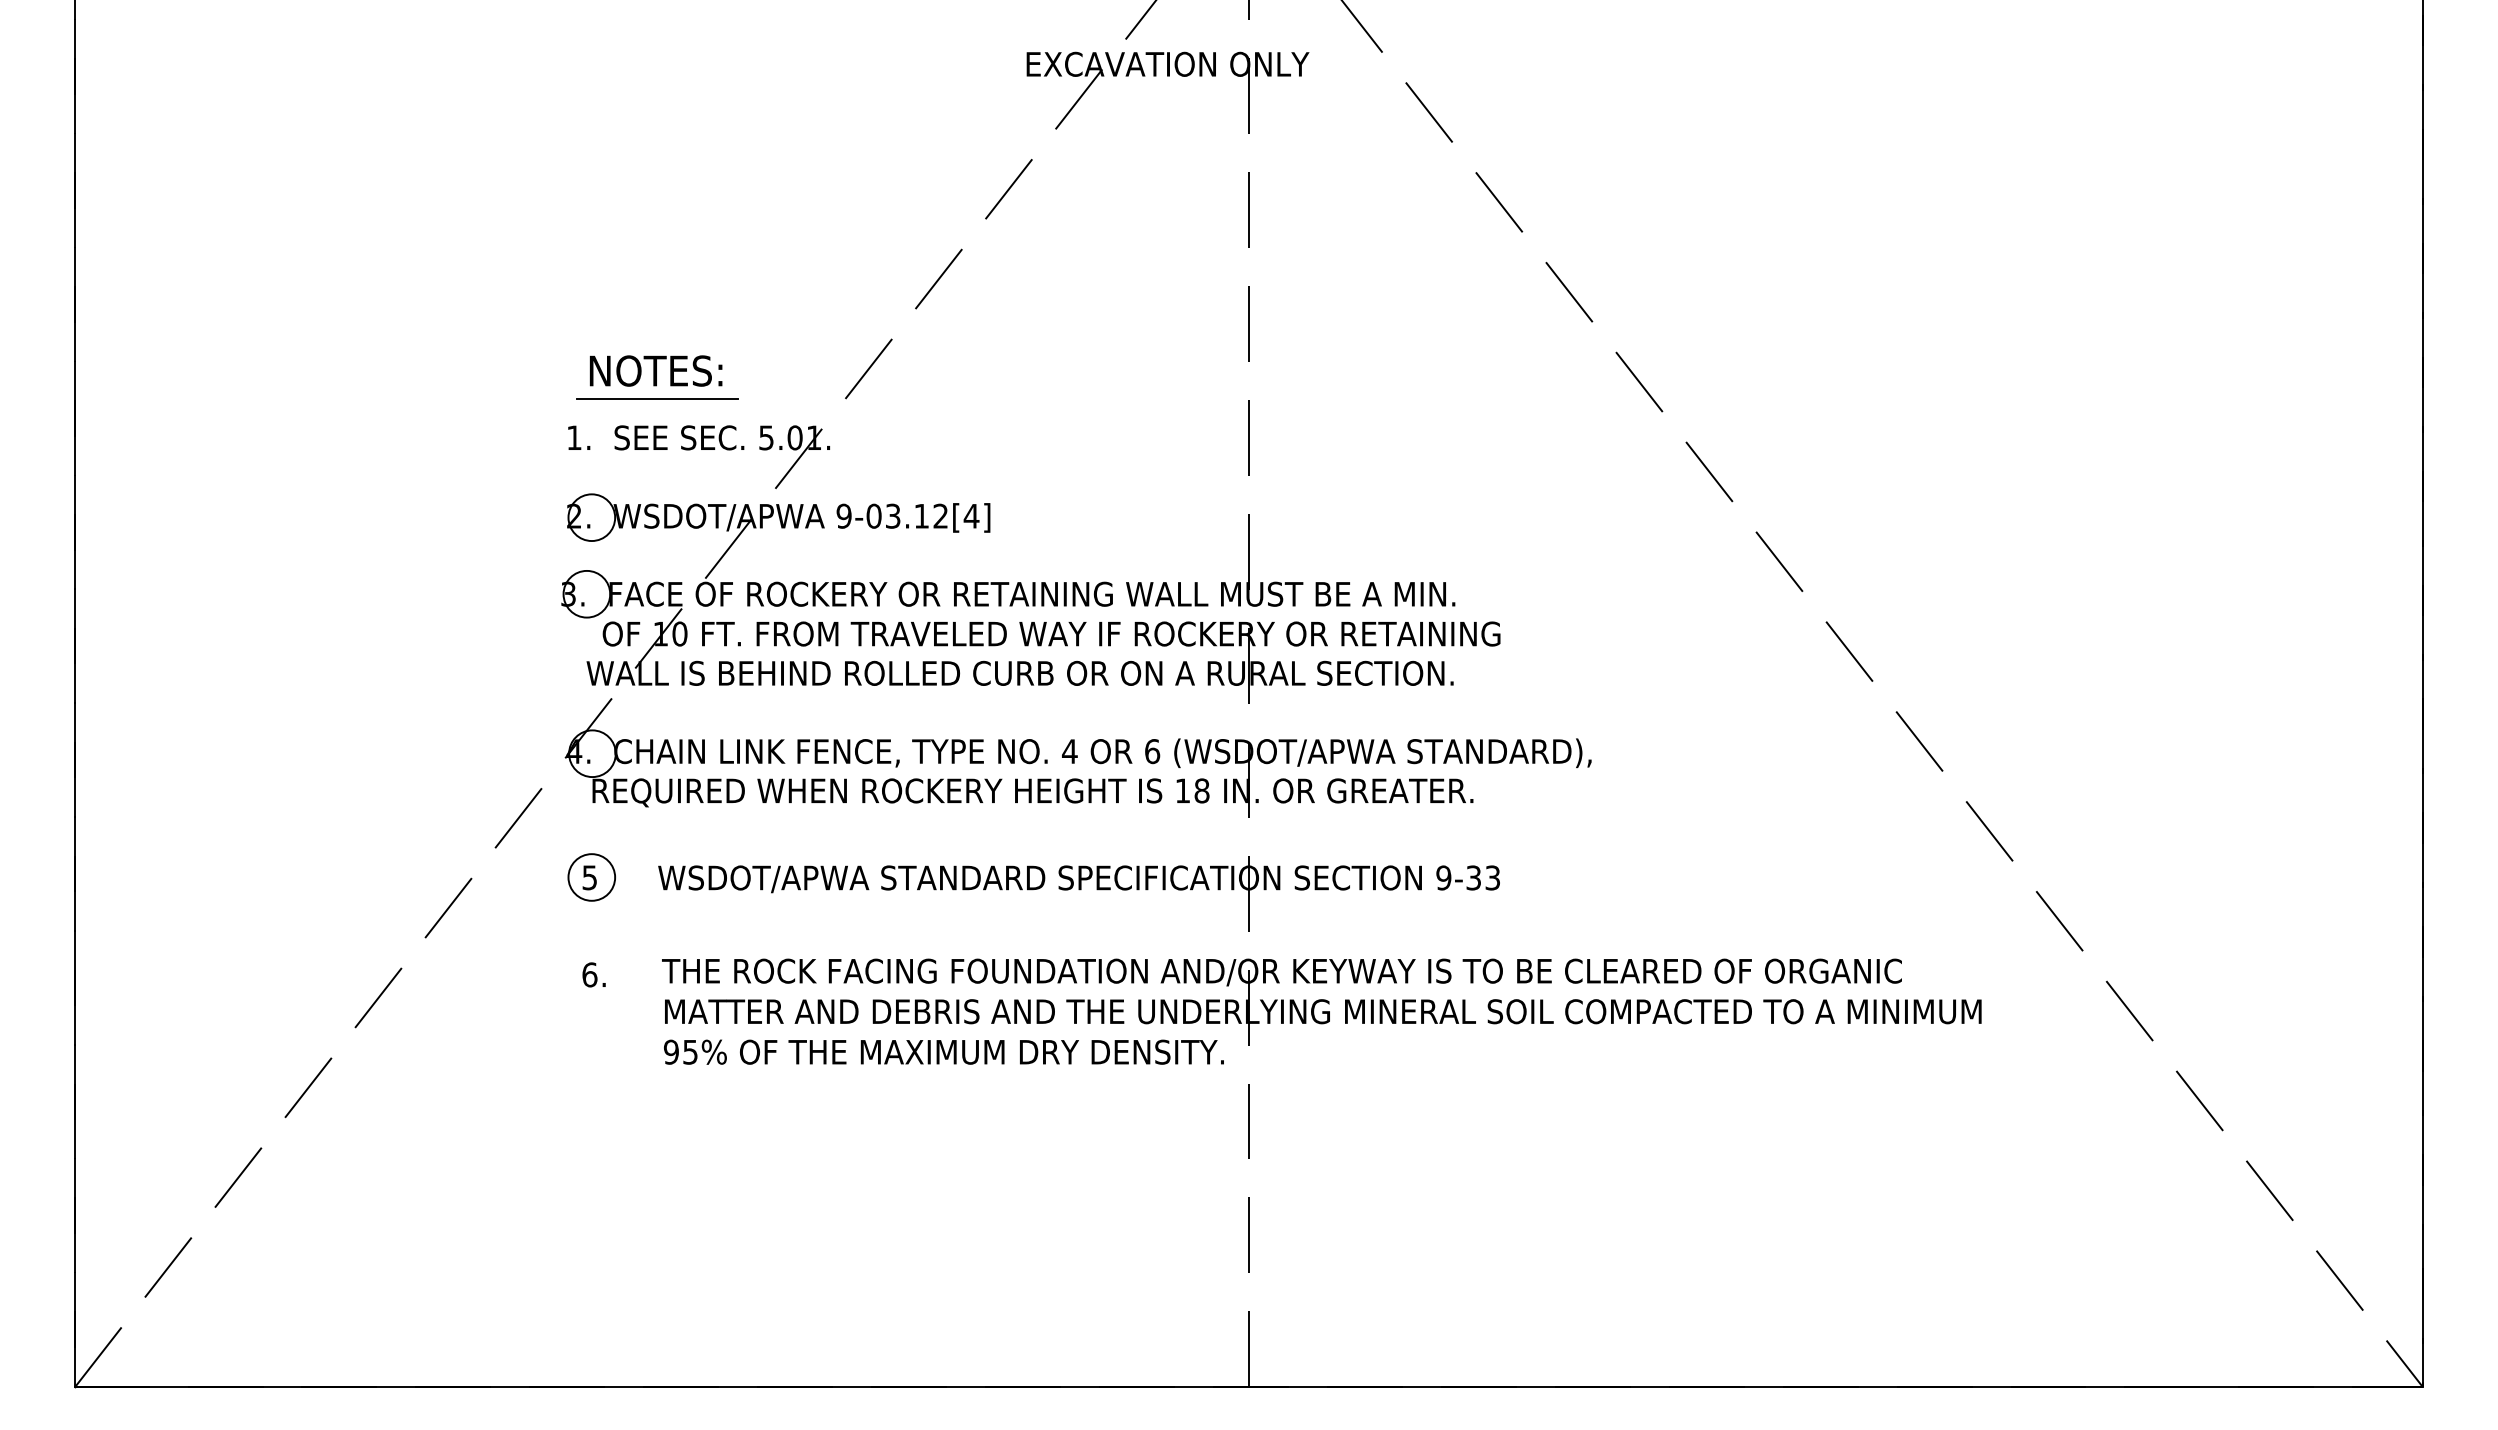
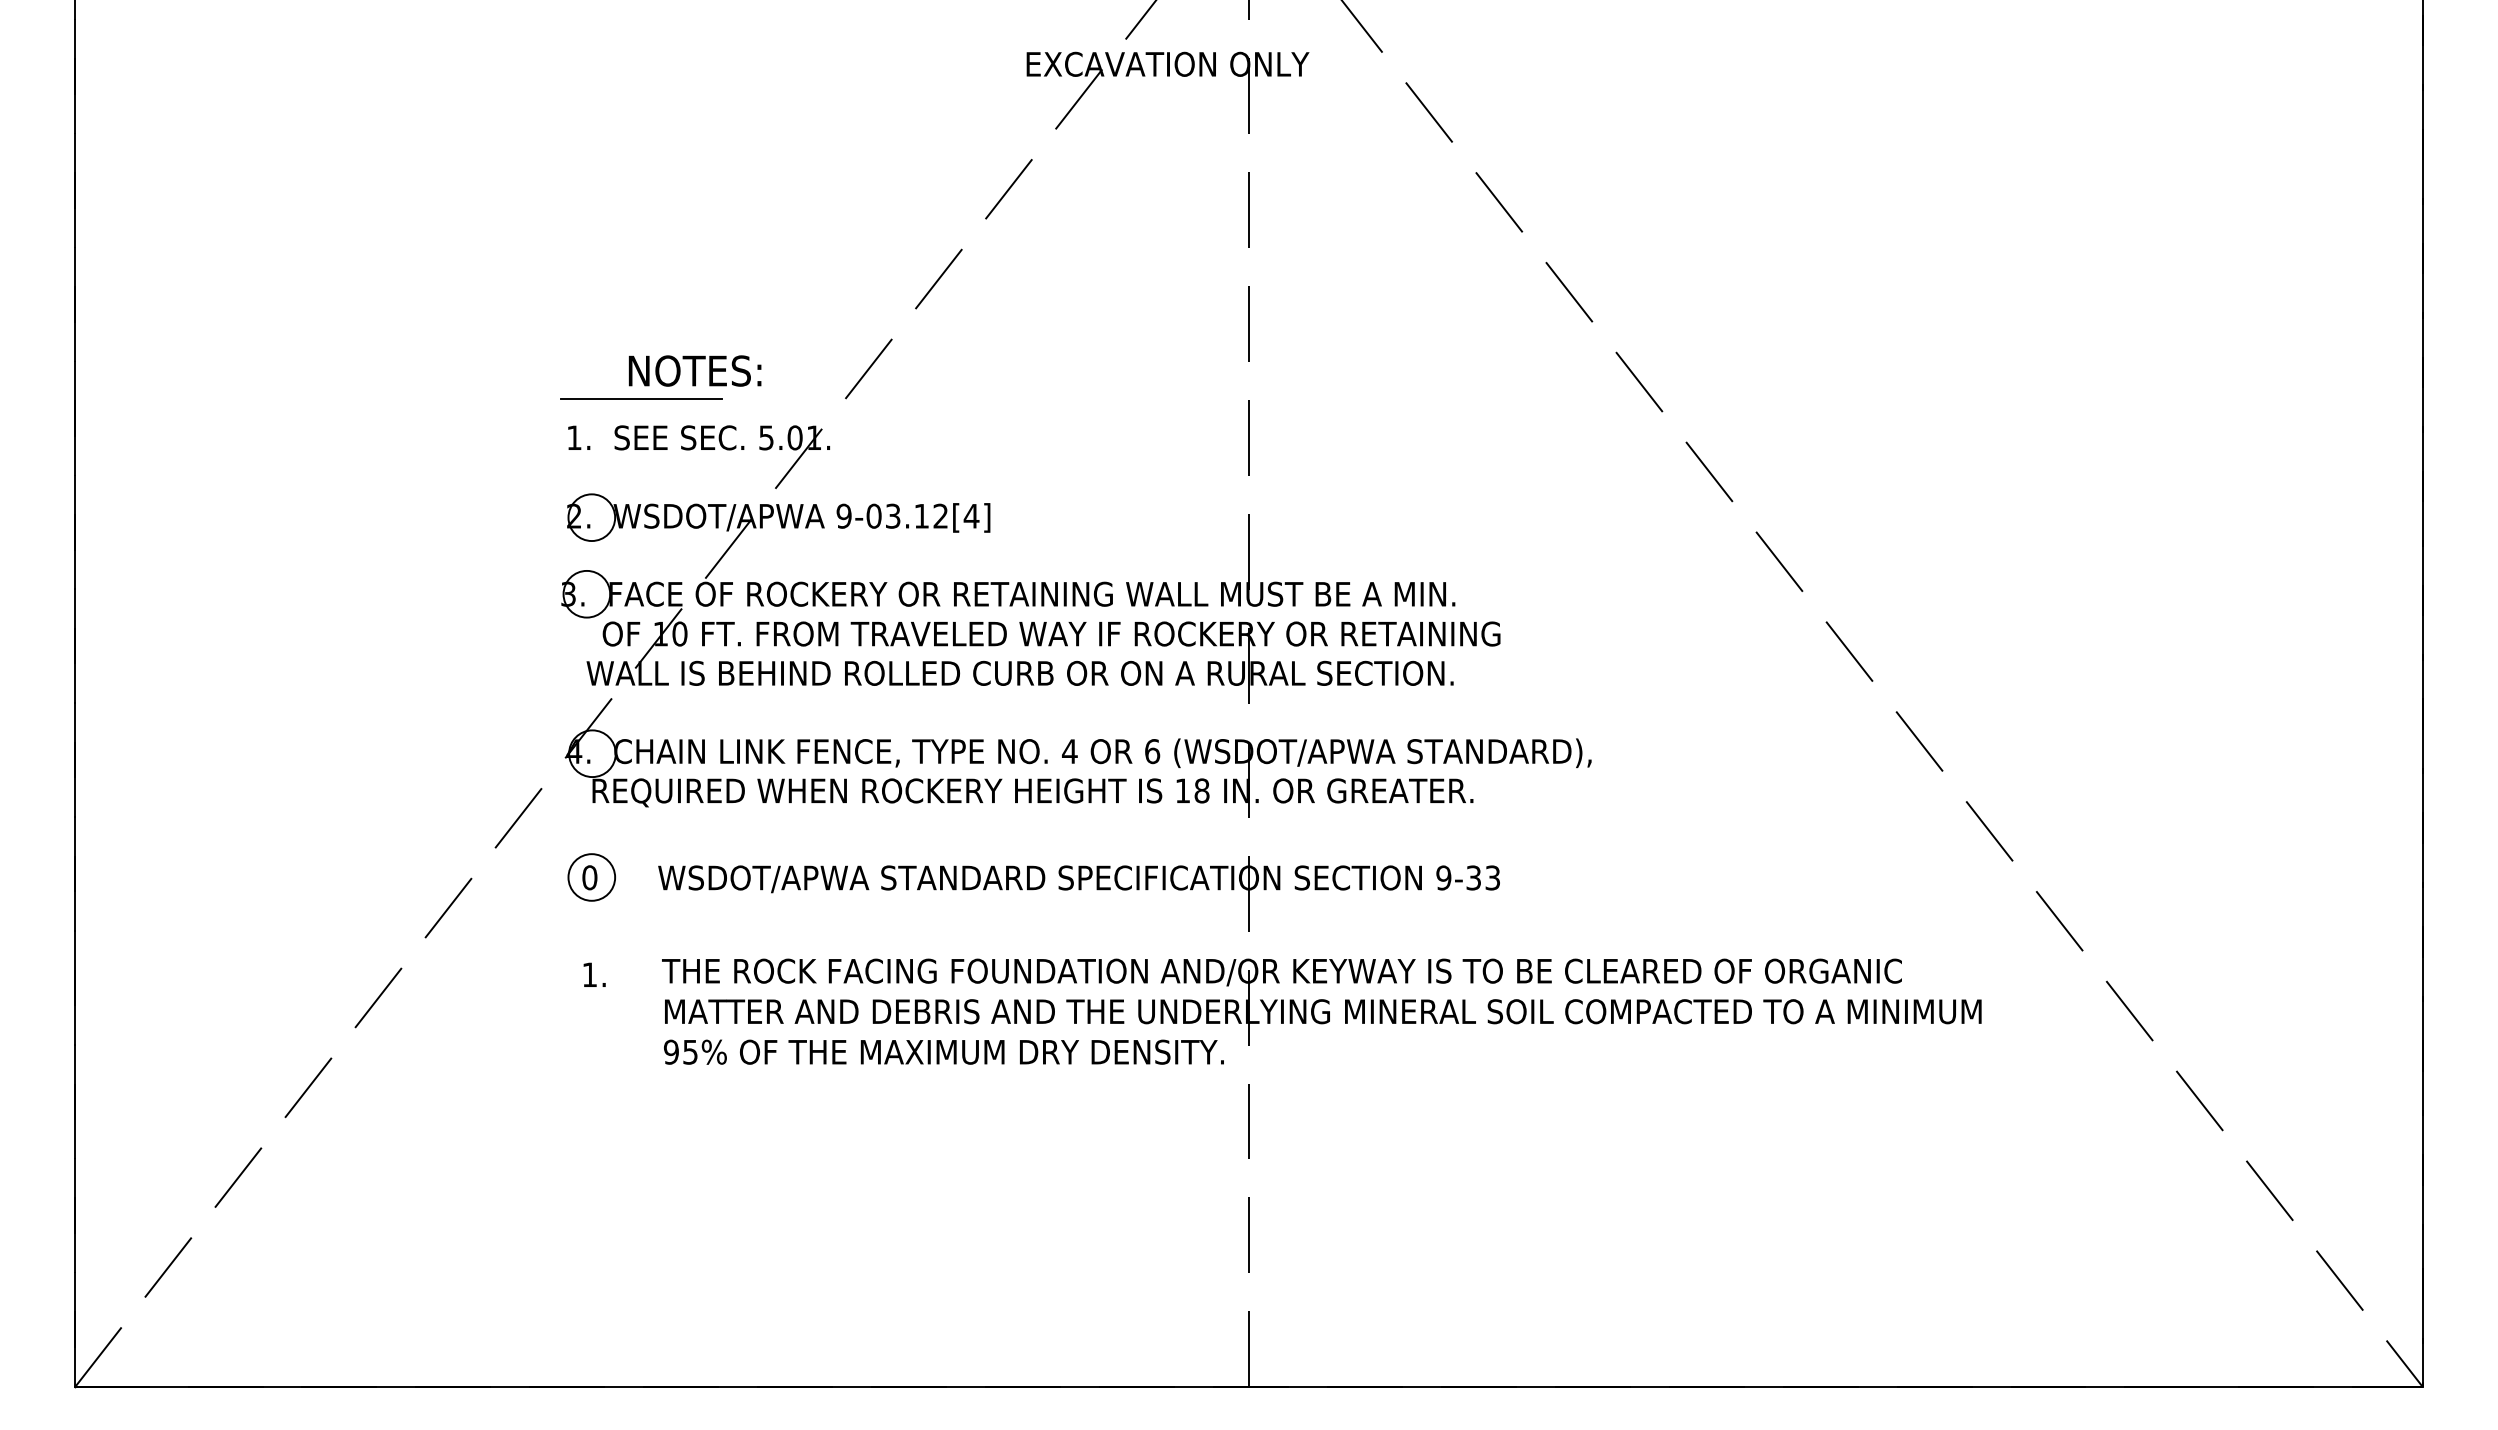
text position: (655, 370) -> (694, 370) (694, 370)
line position: (657, 398) -> (641, 398) (641, 398)
text: 5 -> 0 (589, 877)
text: 6. -> 1. (589, 974)
